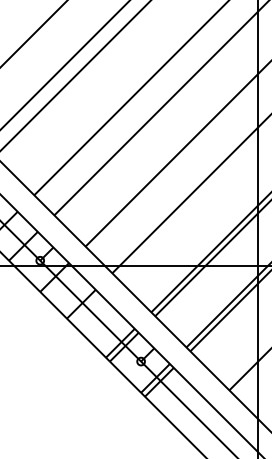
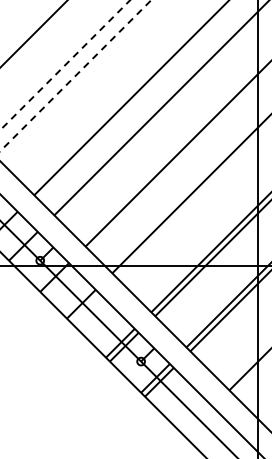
line: solid -> dashed (65, 65)
line: solid -> dashed (75, 75)
